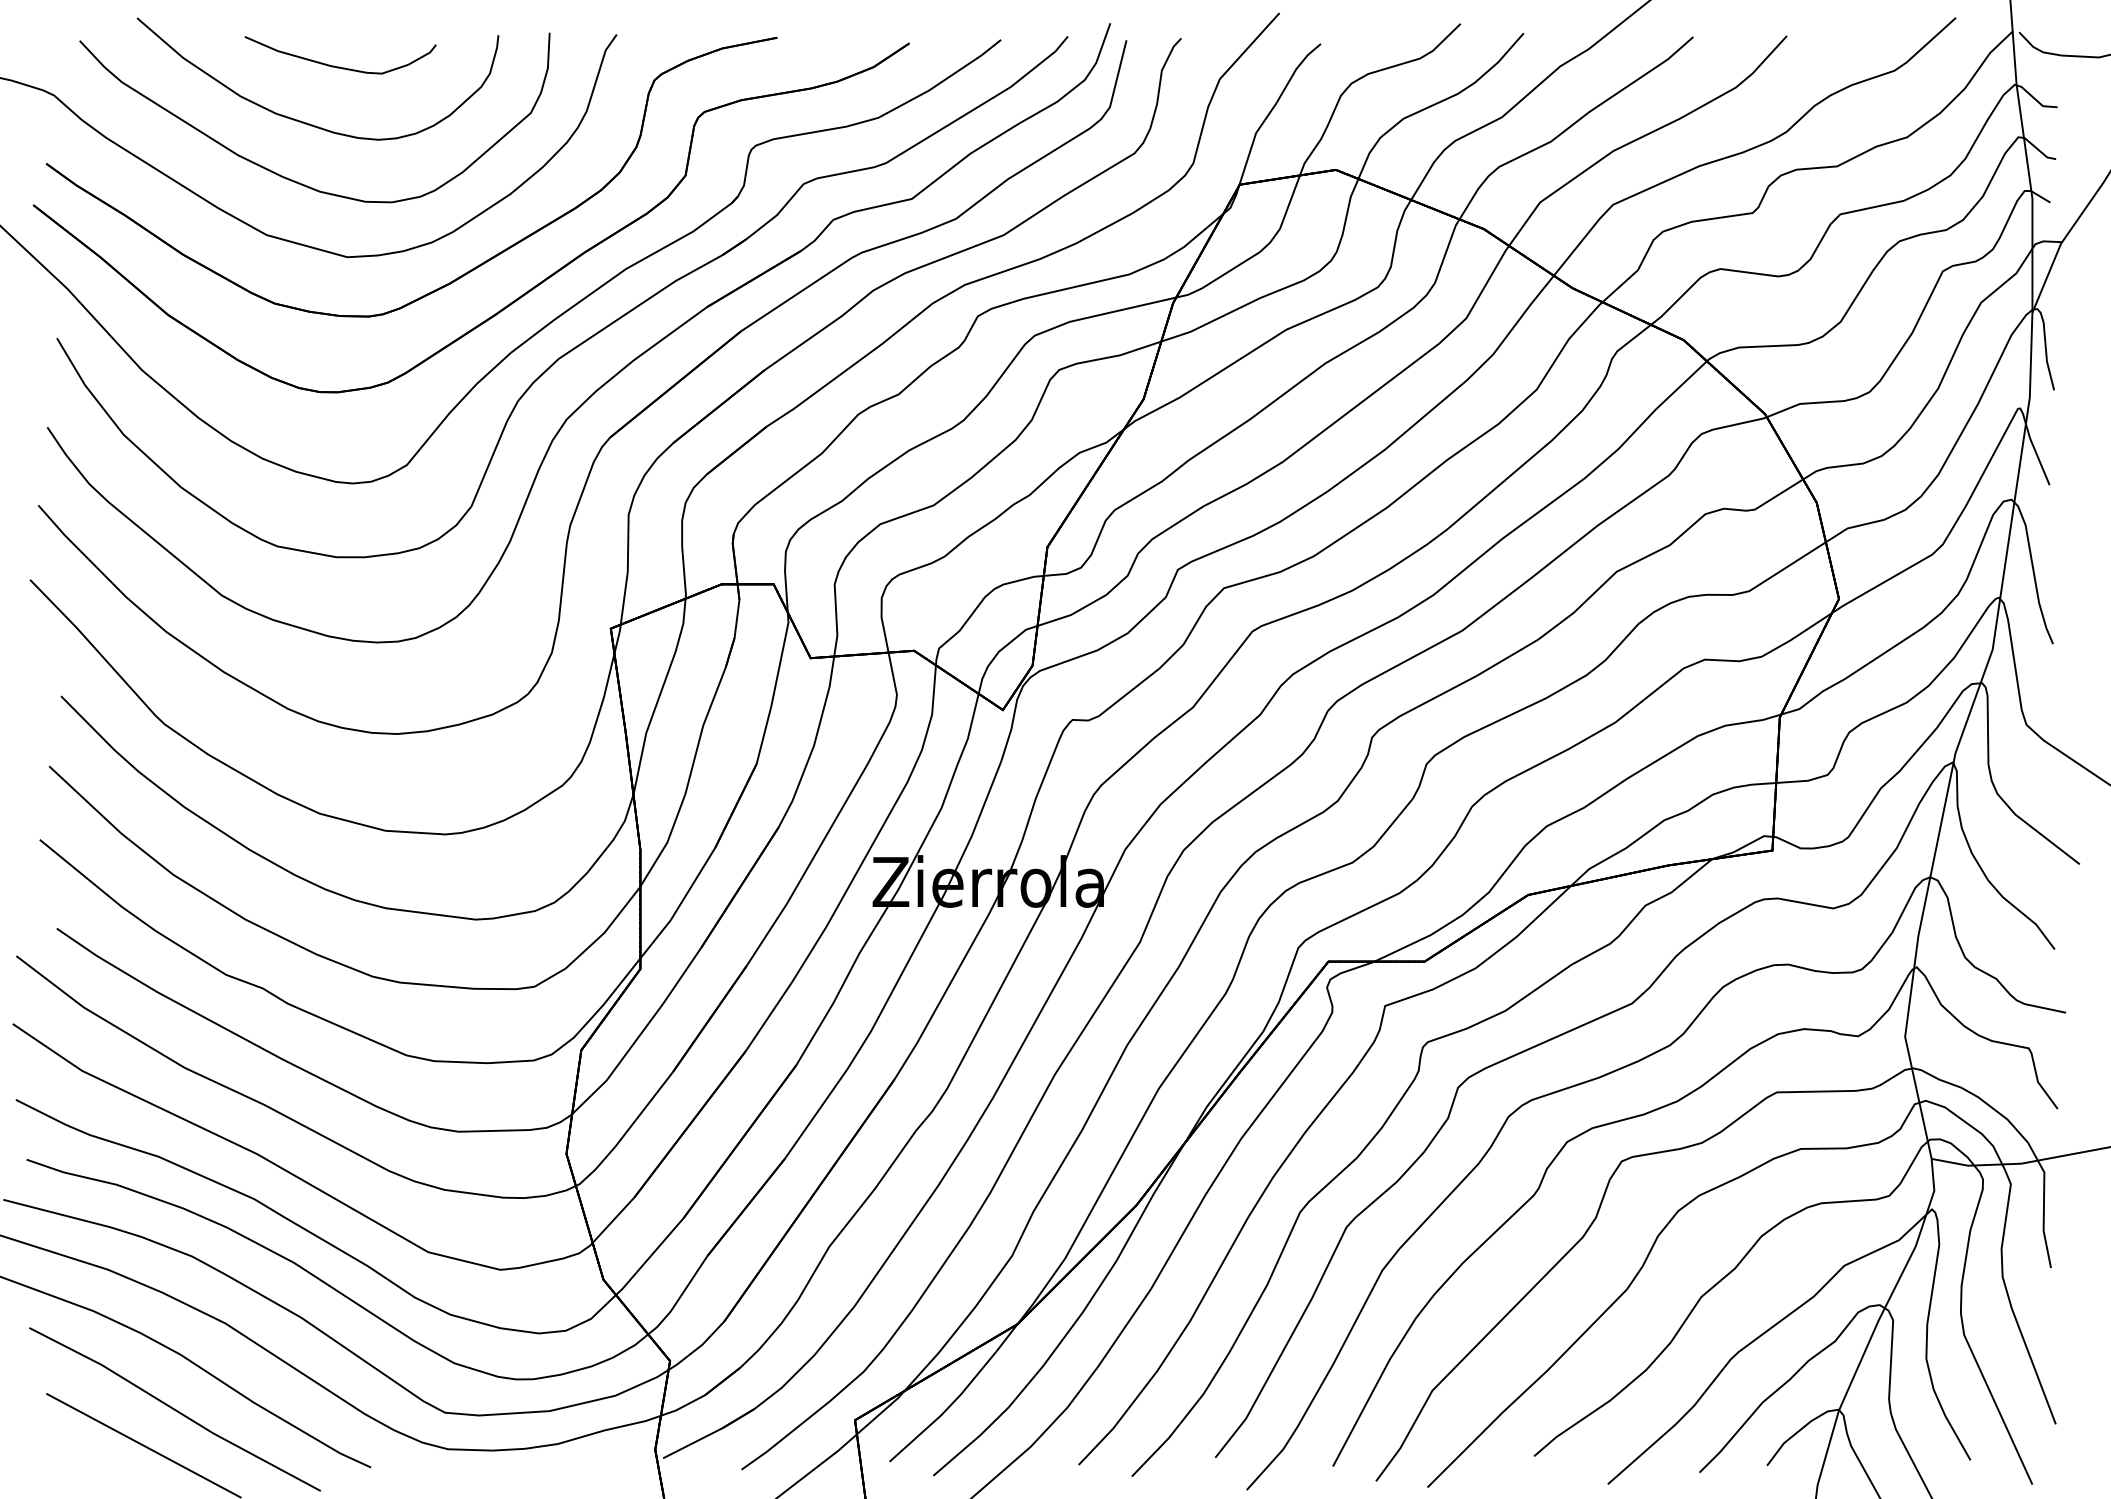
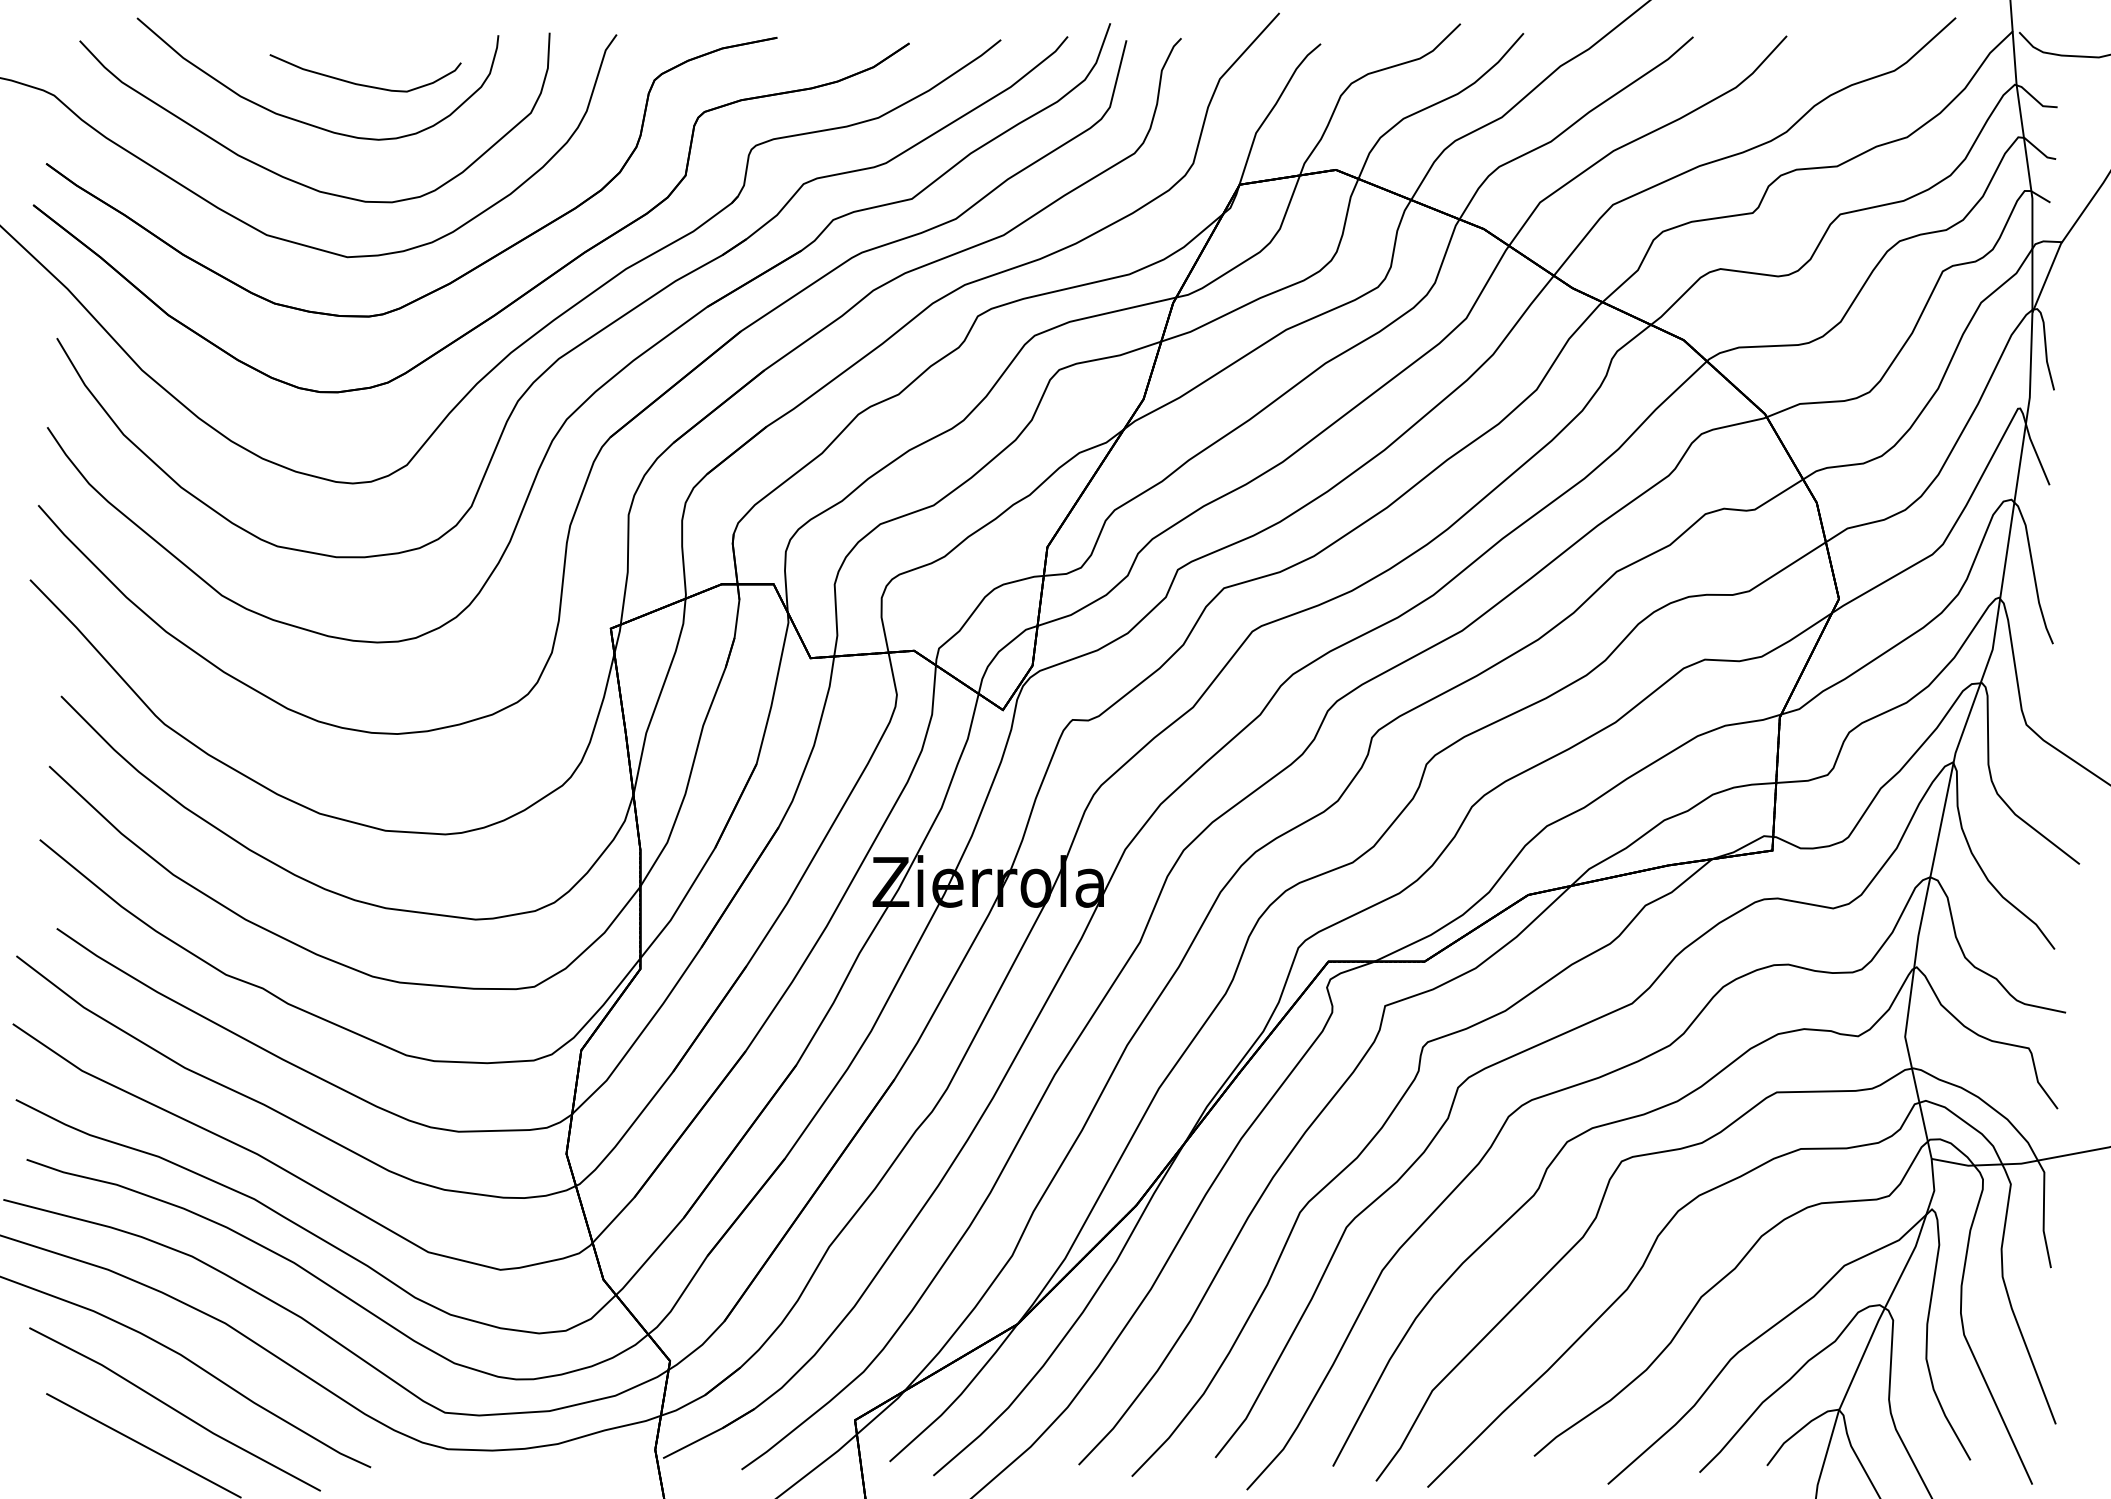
curve position: (339, 66) -> (364, 84) (364, 84)
